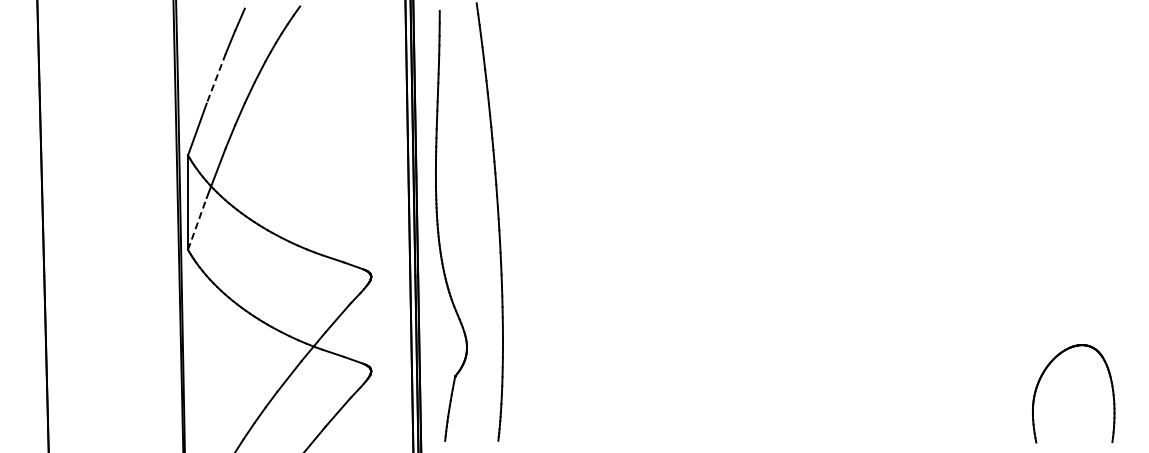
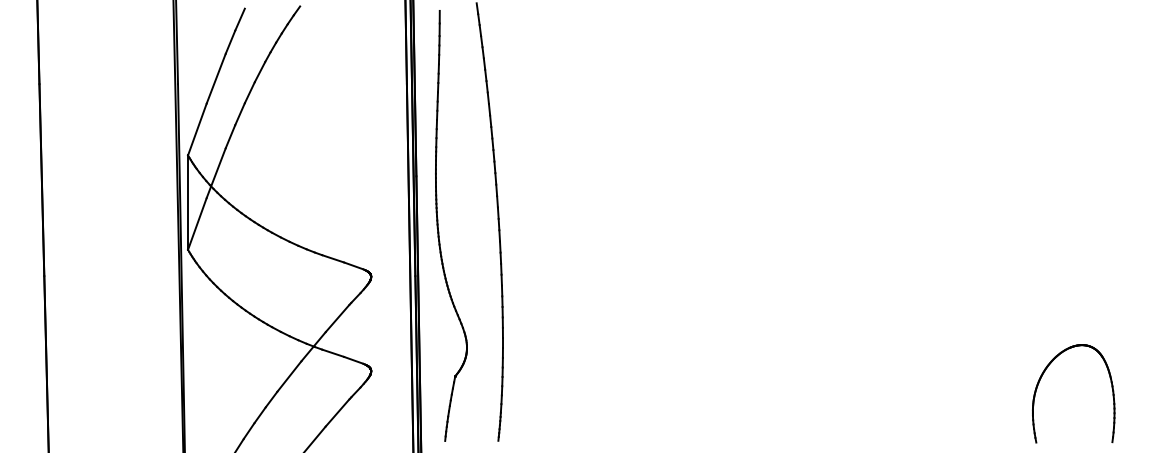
line: dashed -> solid (216, 78)
line: dashed -> solid (197, 223)
